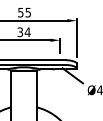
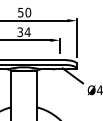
text: 55 -> 50 (28, 12)
